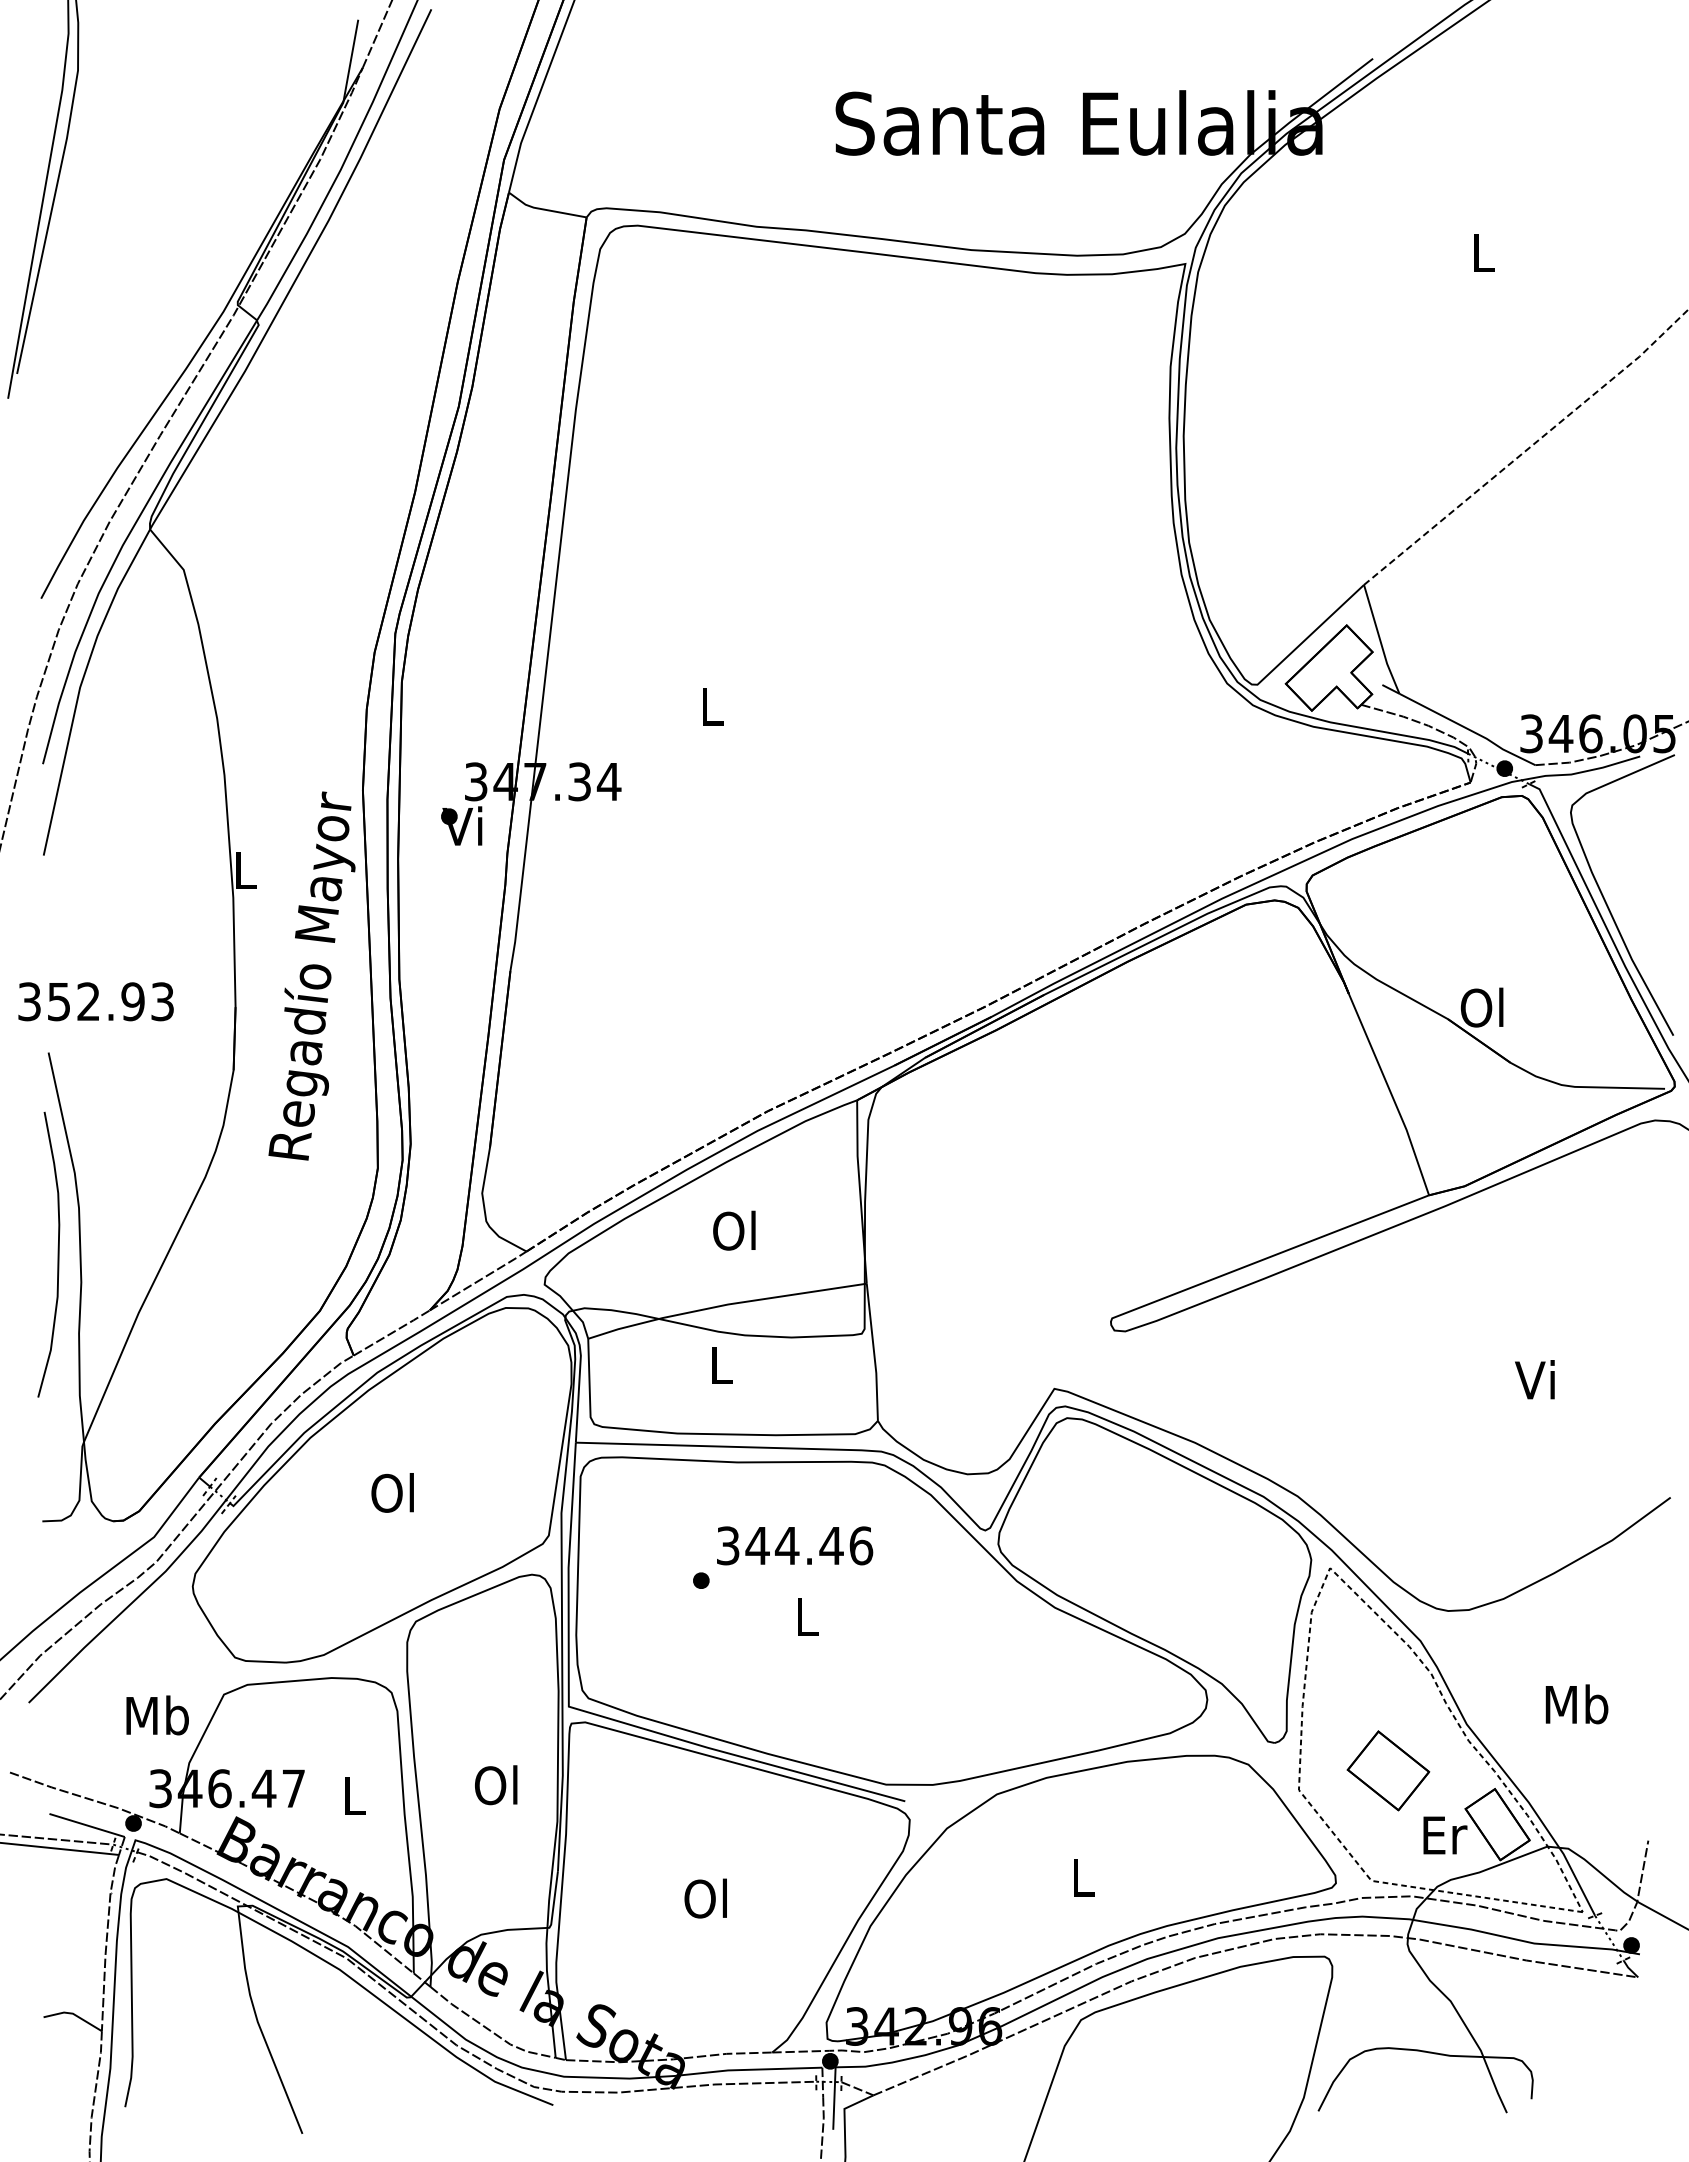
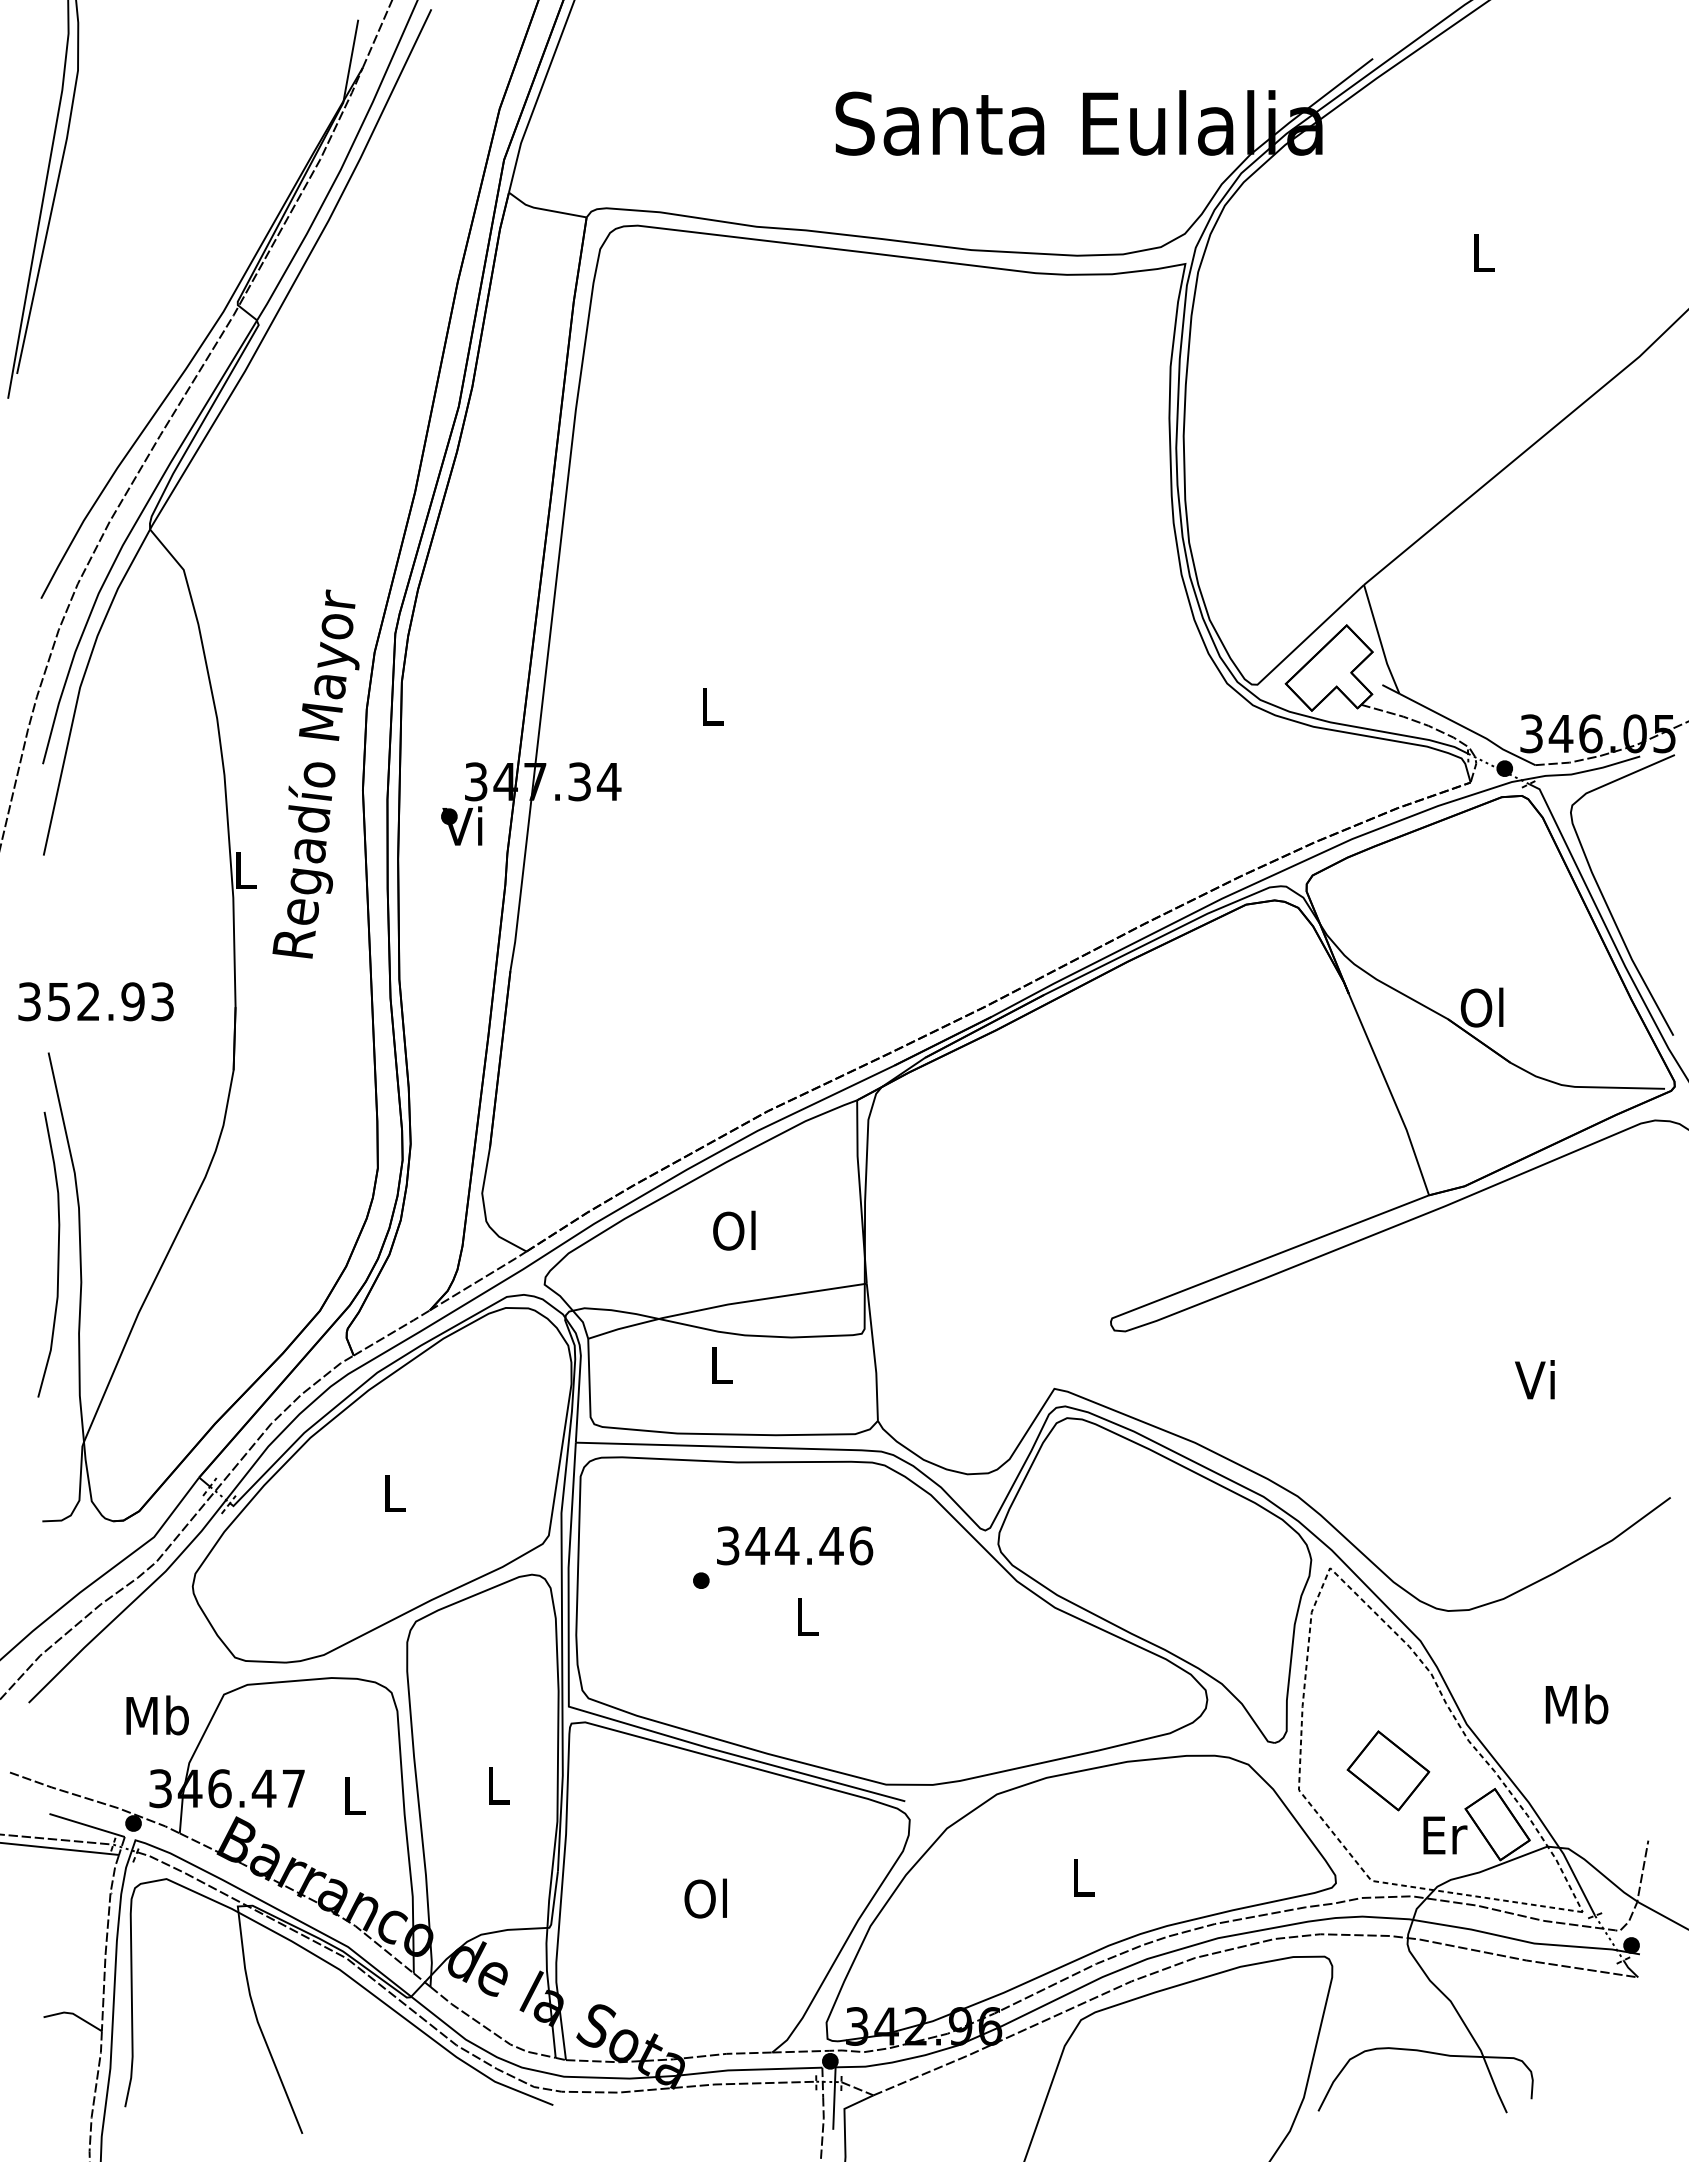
line: dashed -> solid (1528, 448)
text position: (311, 975) -> (315, 773) (315, 773)
text: Ol -> L (392, 1492)
text: Ol -> L (496, 1785)
